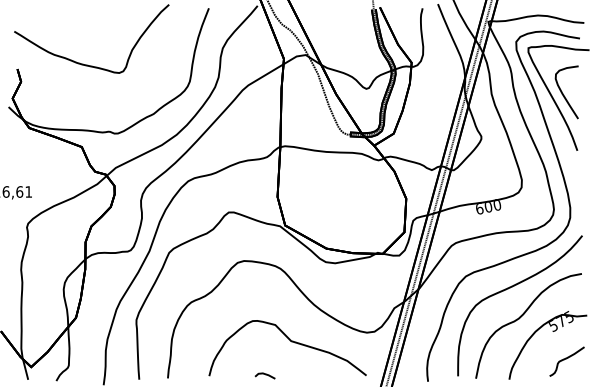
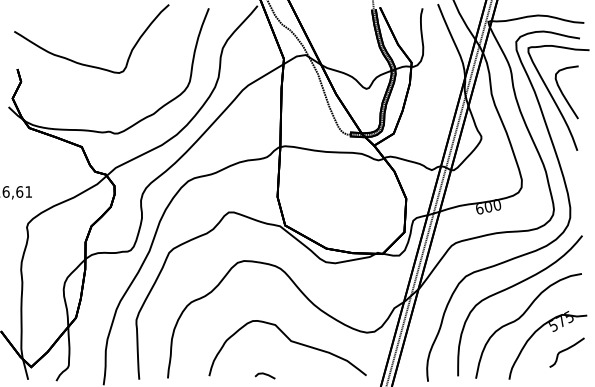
part position: (566, 361) -> (566, 352) (566, 352)
